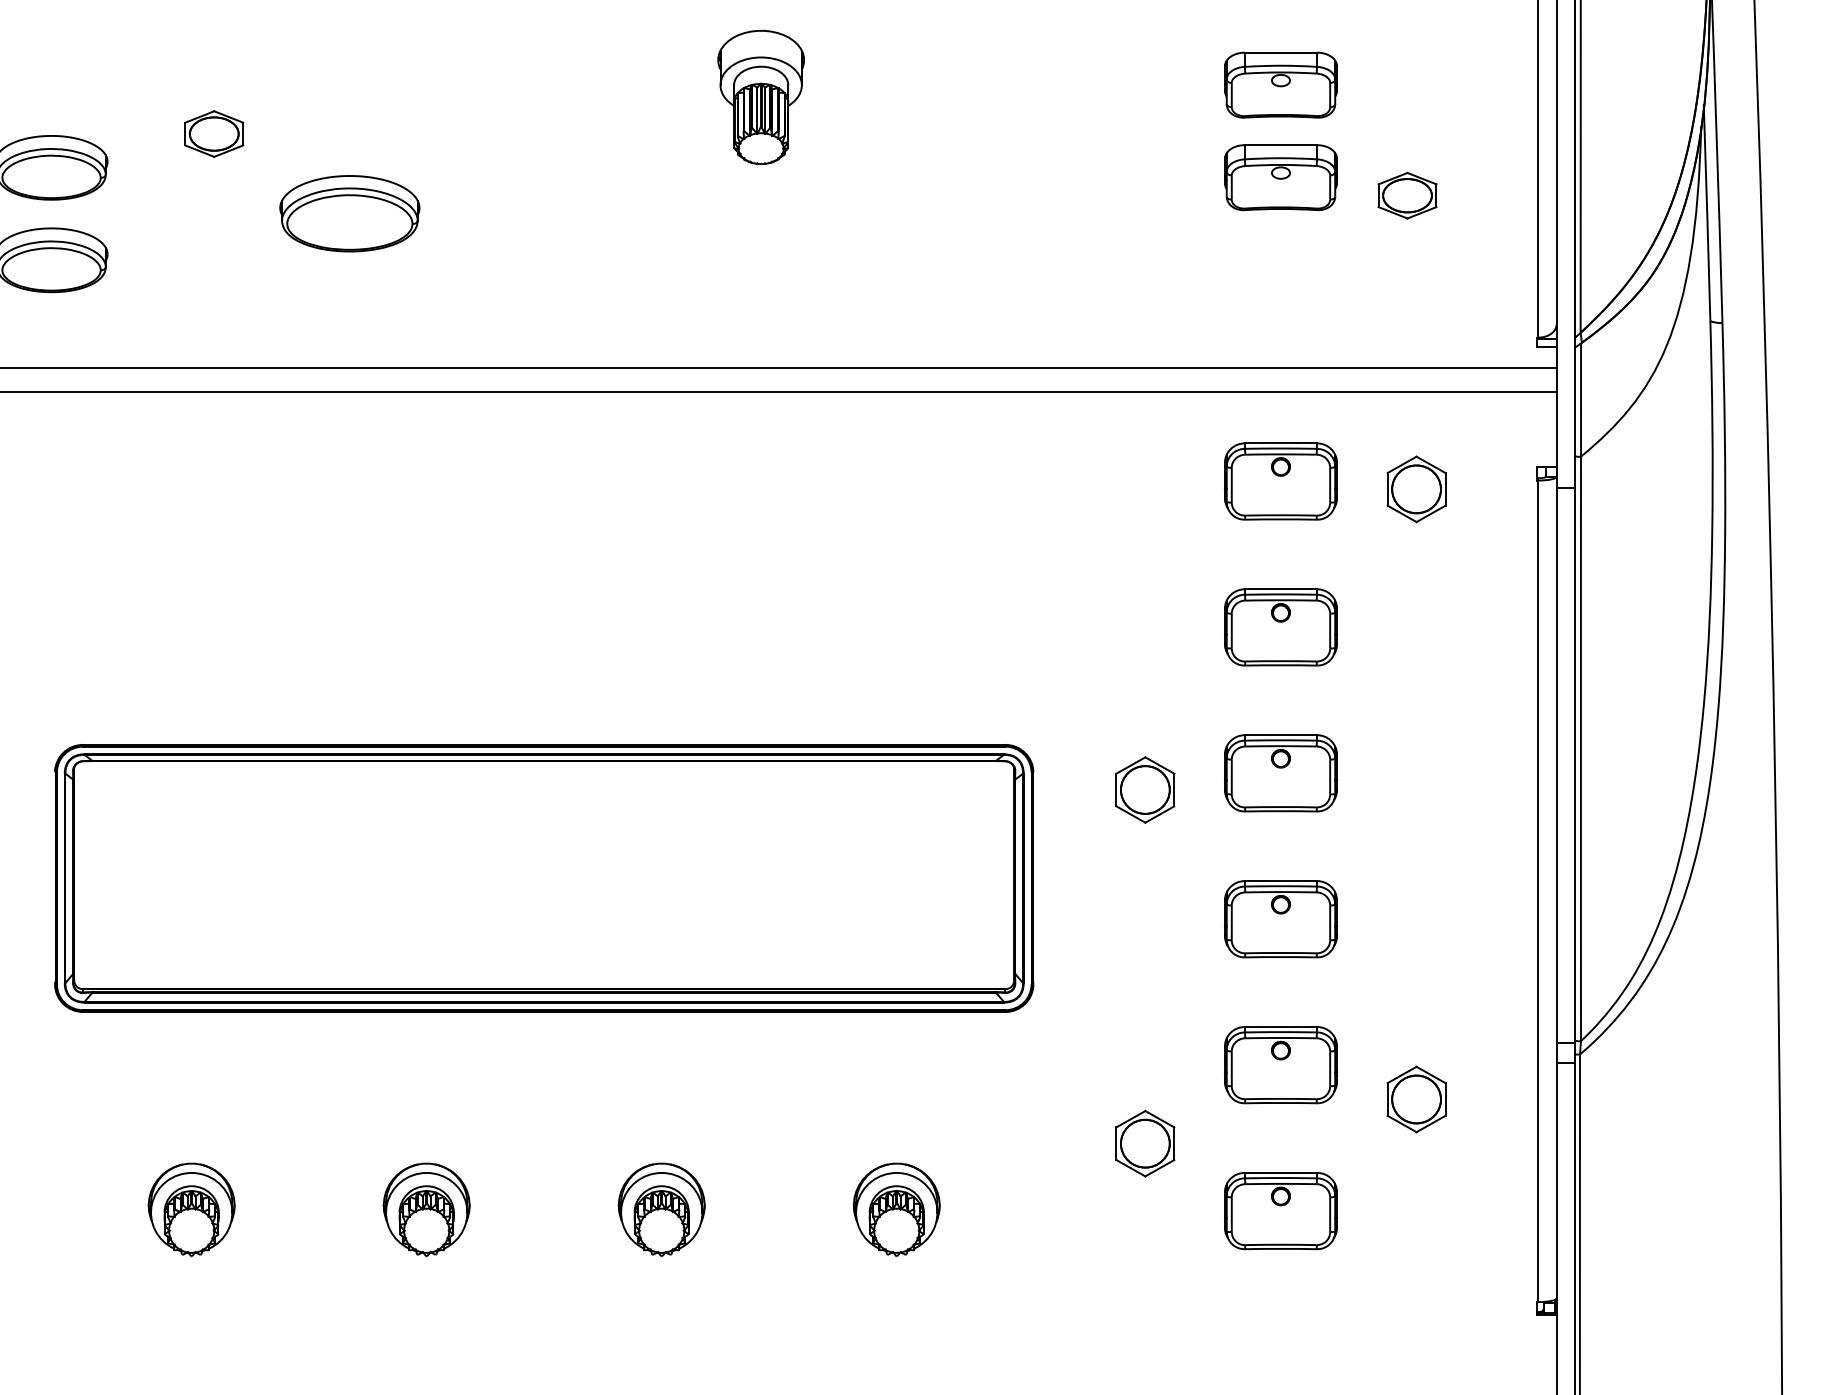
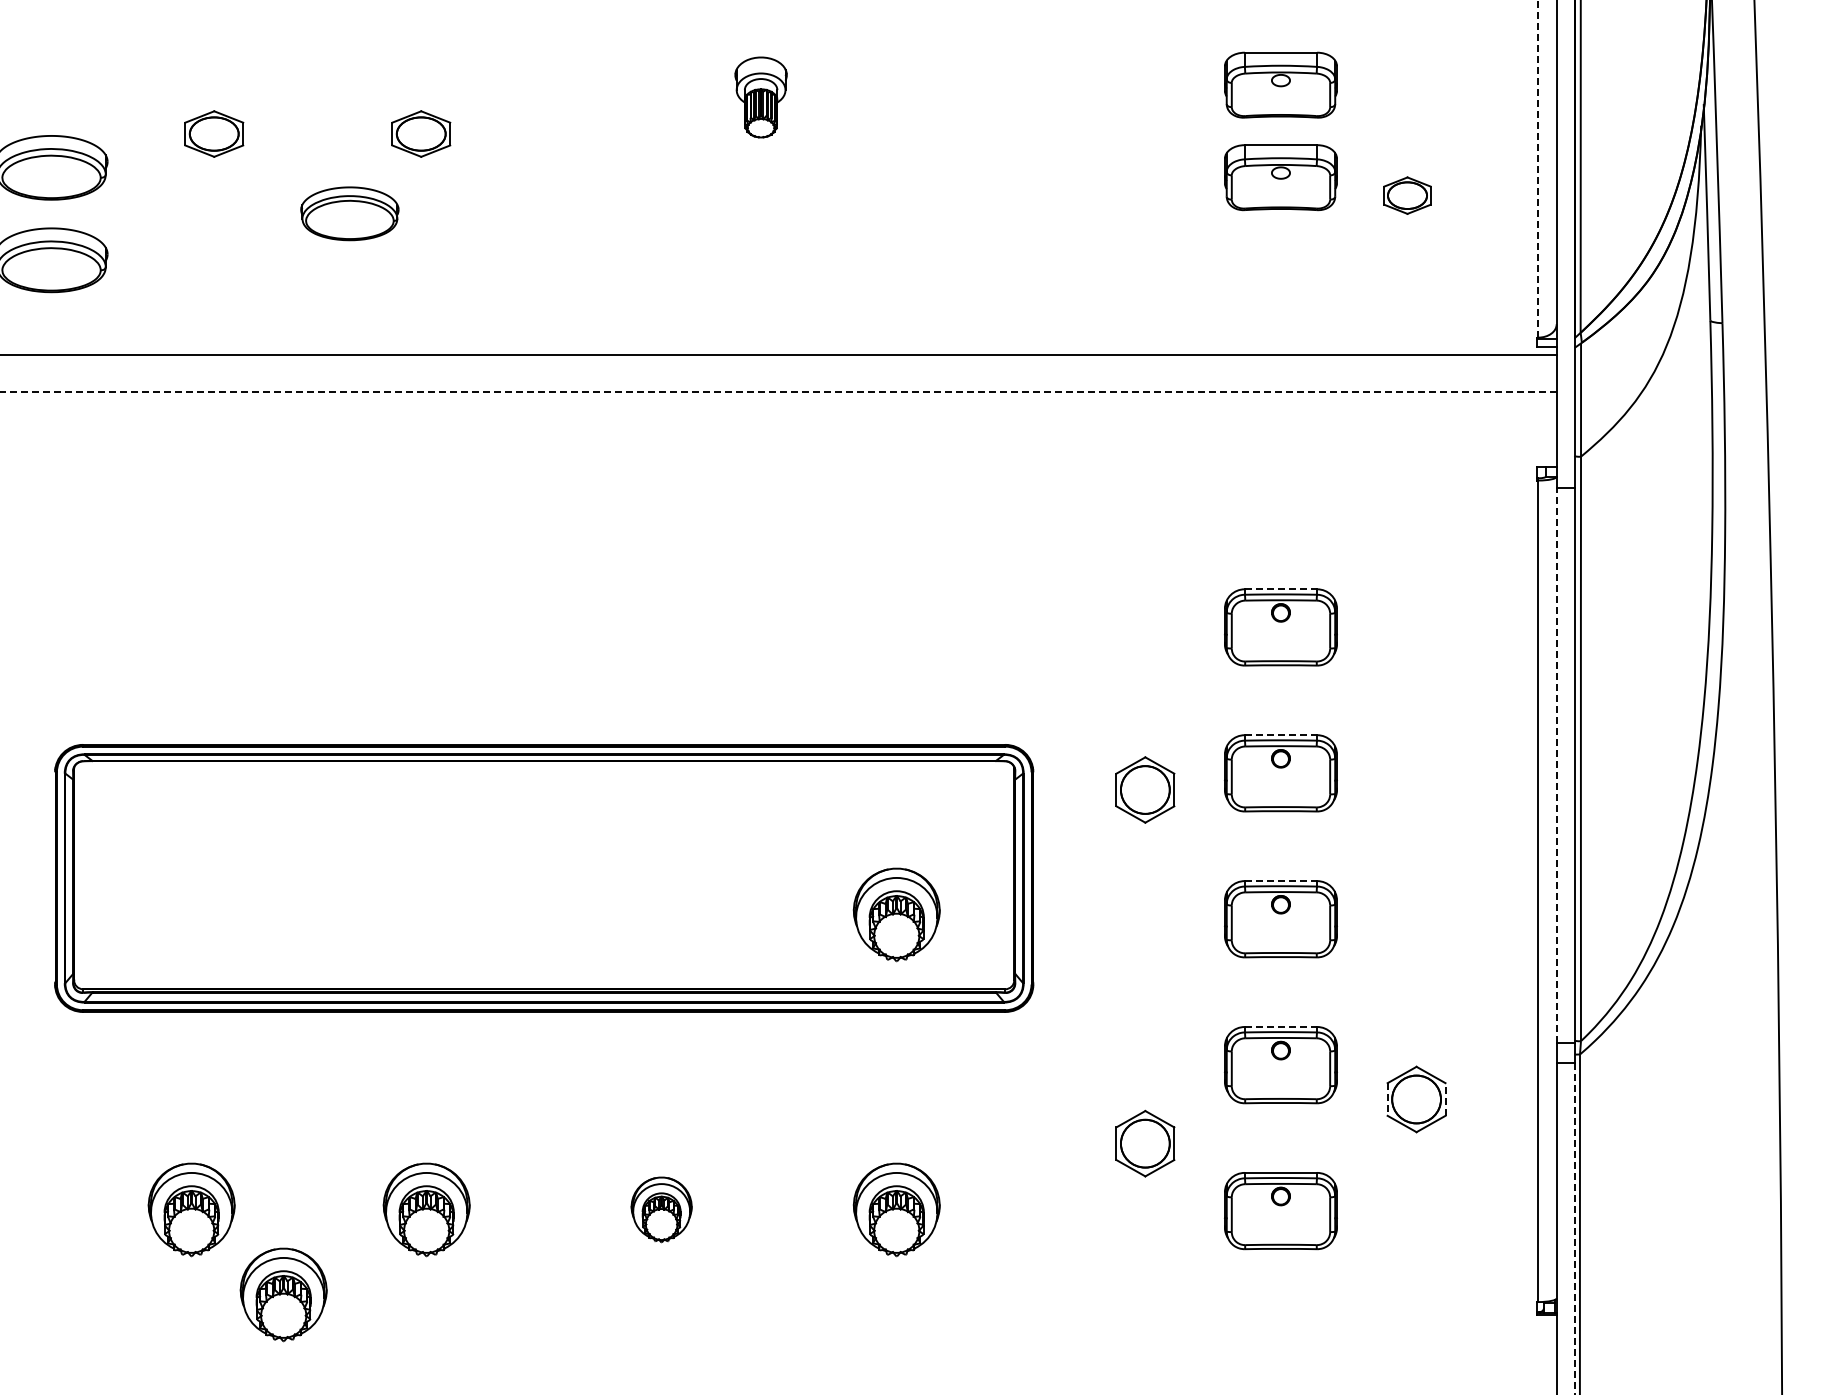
part size: 88x135 px -> 54x83 px (760, 97)
part: none -> present (421, 133)
line: solid -> dashed (1538, 168)
part size: 61x49 px -> 49x39 px (1407, 195)
part size: 142x78 px -> 100x56 px (349, 213)
line position: (779, 368) -> (779, 355) (779, 355)
line: solid -> dashed (777, 392)
part: present -> none (1280, 481)
part: present -> none (1416, 489)
line: solid -> dashed (1281, 589)
line: solid -> dashed (1281, 735)
line: solid -> dashed (1556, 765)
line: solid -> dashed (1281, 881)
part: none -> present (896, 914)
line: solid -> dashed (1281, 1027)
line: solid -> dashed (1445, 1099)
line: solid -> dashed (1387, 1100)
part size: 89x96 px -> 63x68 px (661, 1209)
line: solid -> dashed (1574, 1229)
part: none -> present (283, 1294)
